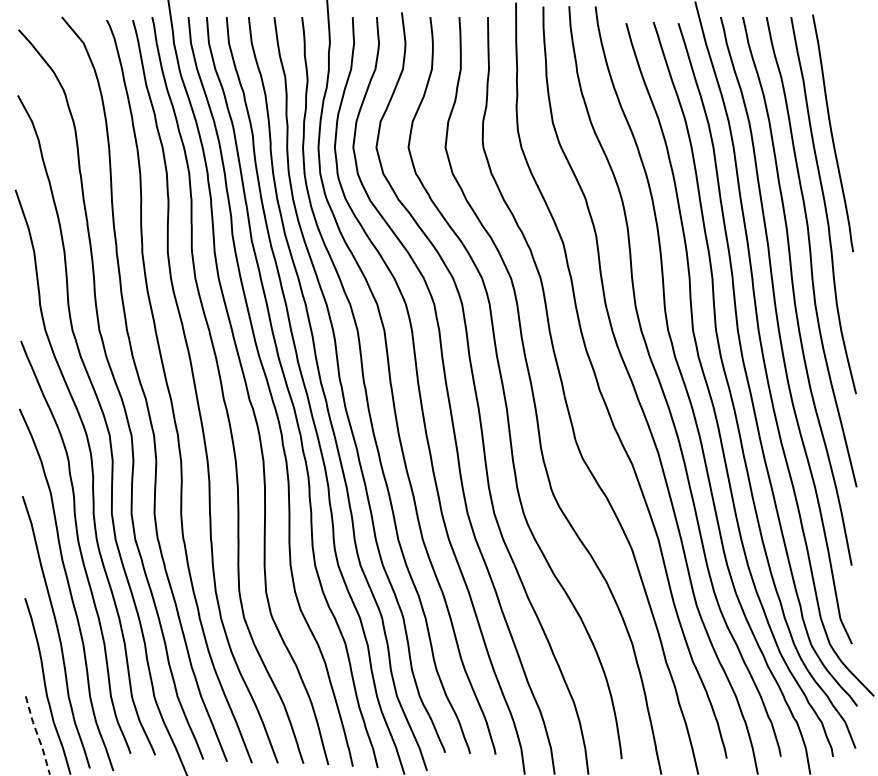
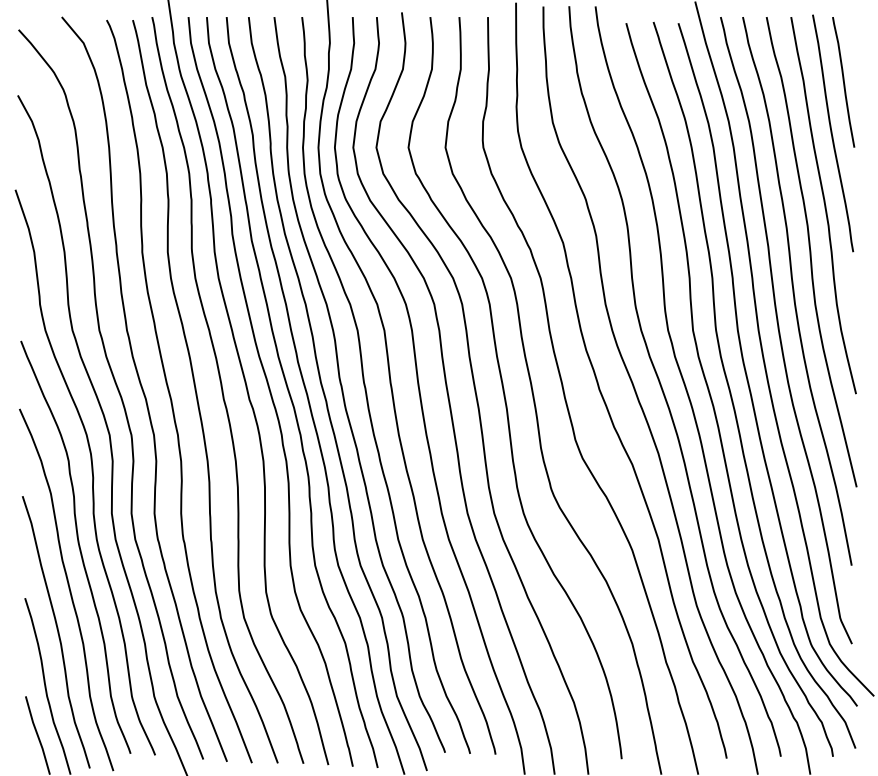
curve: none -> present (843, 82)
line: dashed -> solid (37, 735)
